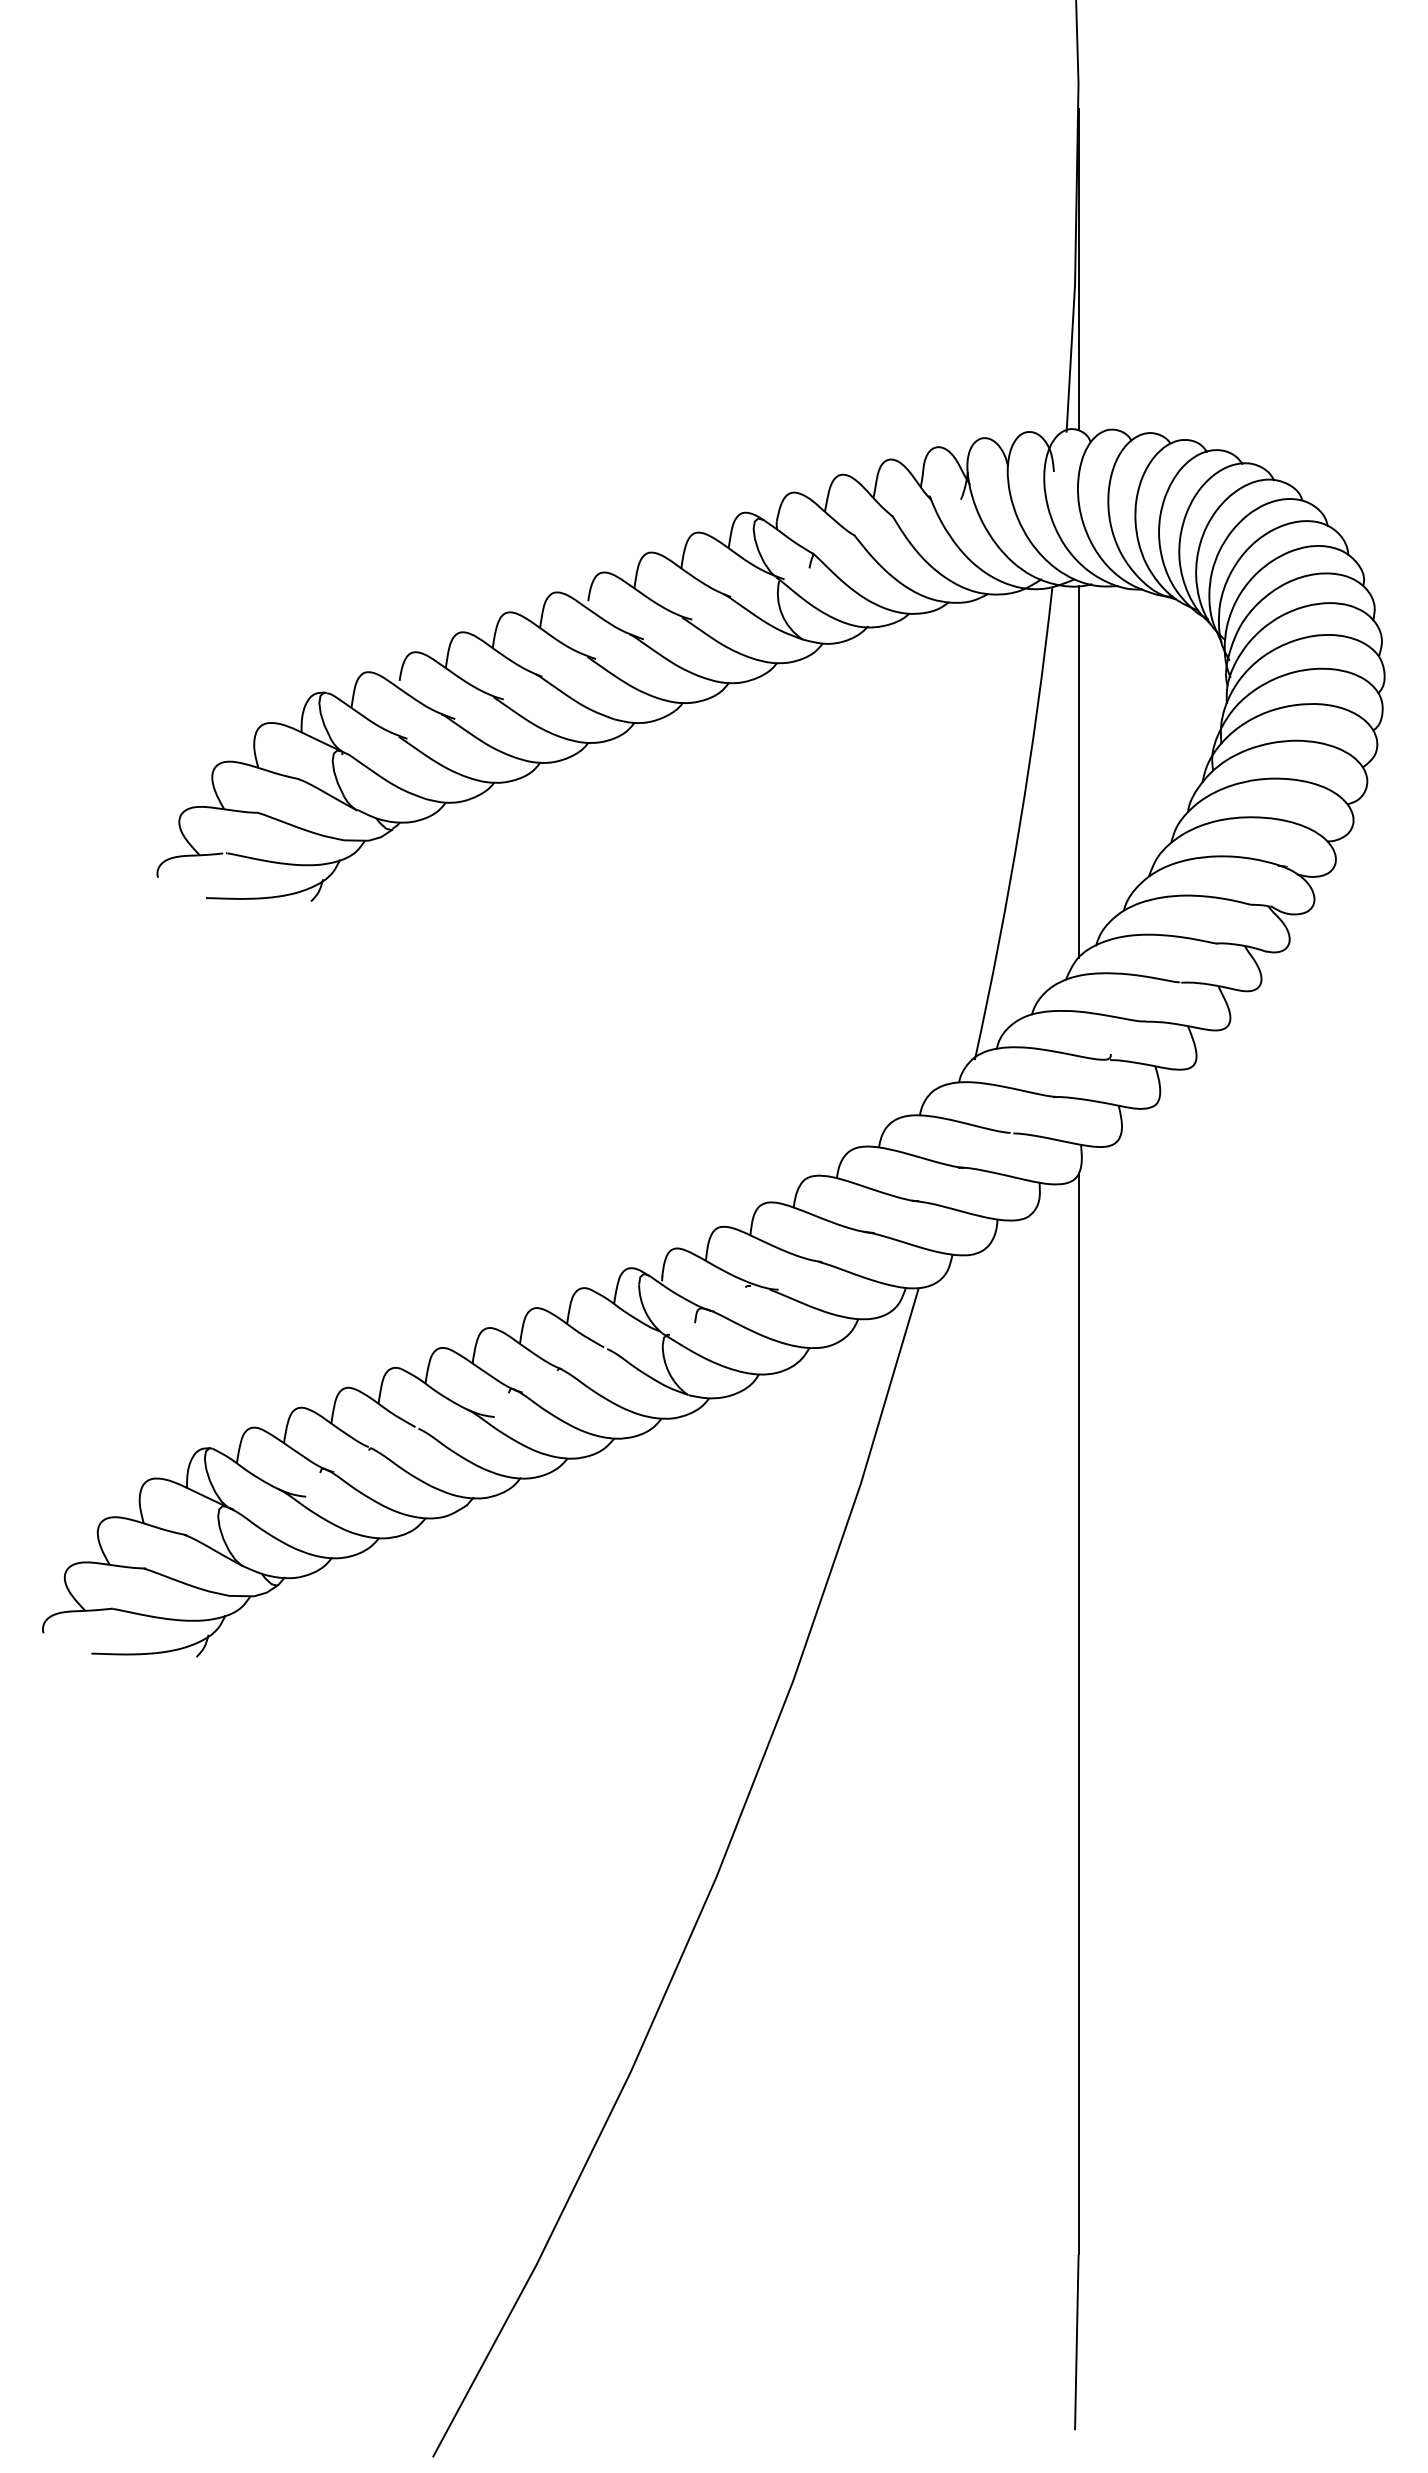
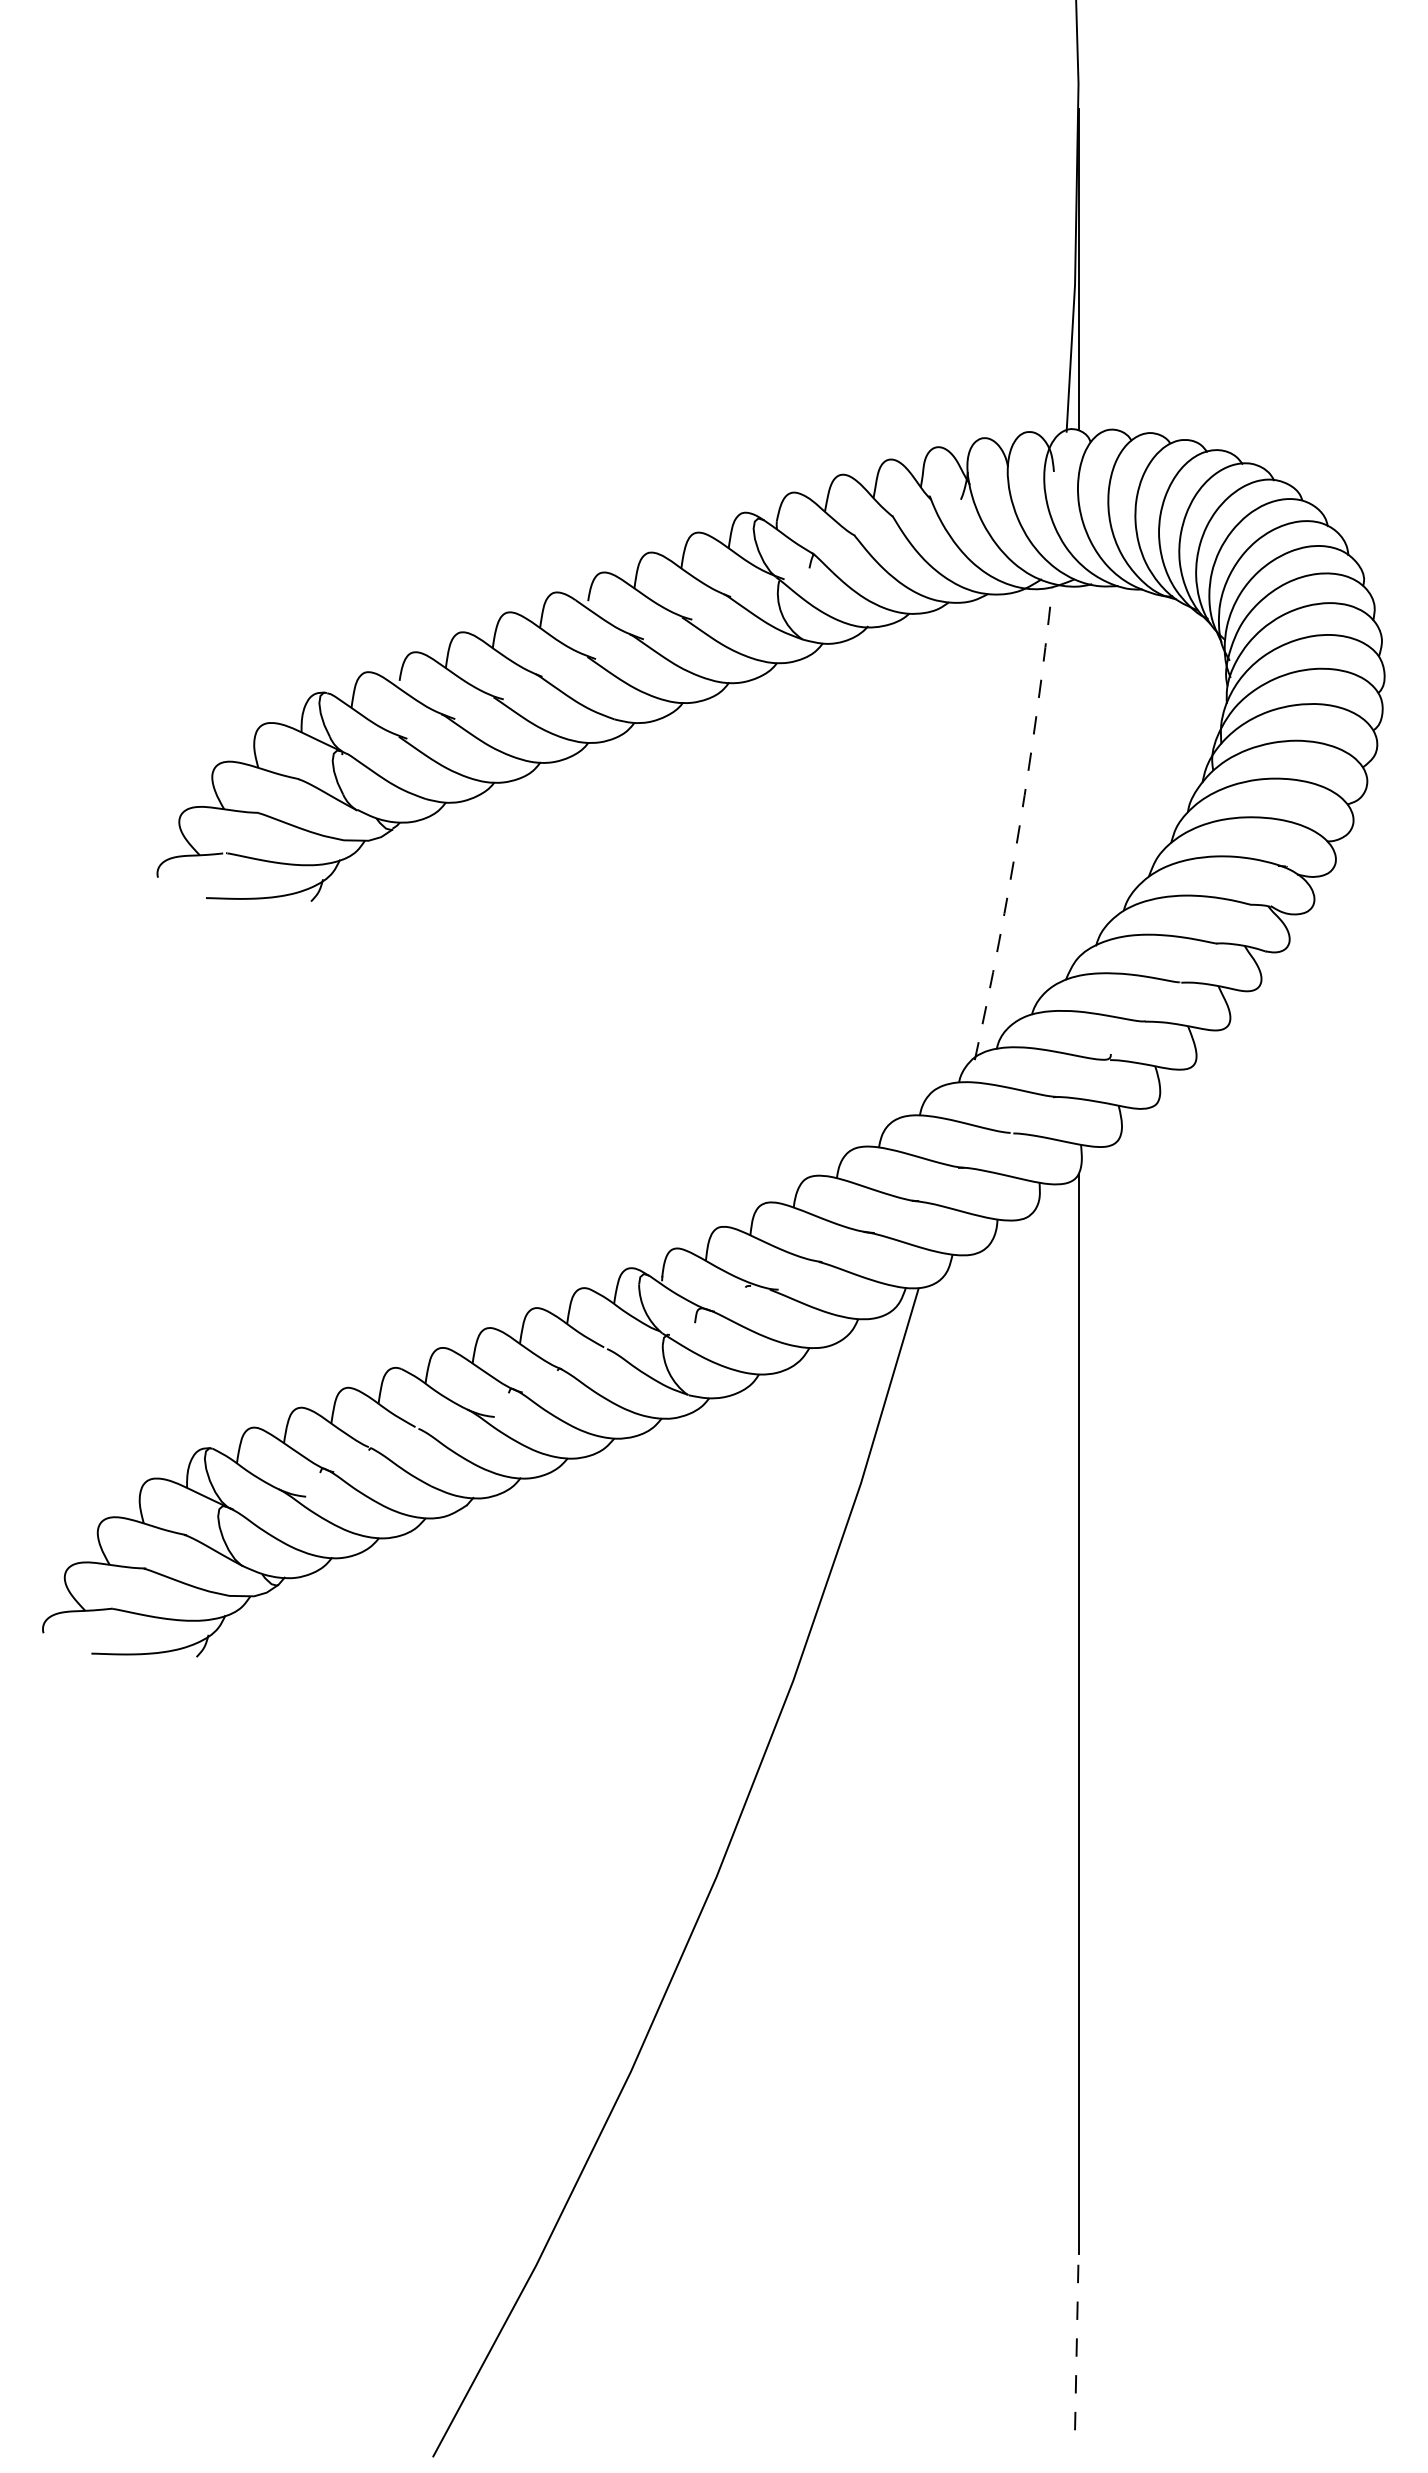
line: present -> none (1078, 772)
arc: solid -> dashed (1019, 825)
line: solid -> dashed (1076, 2342)
